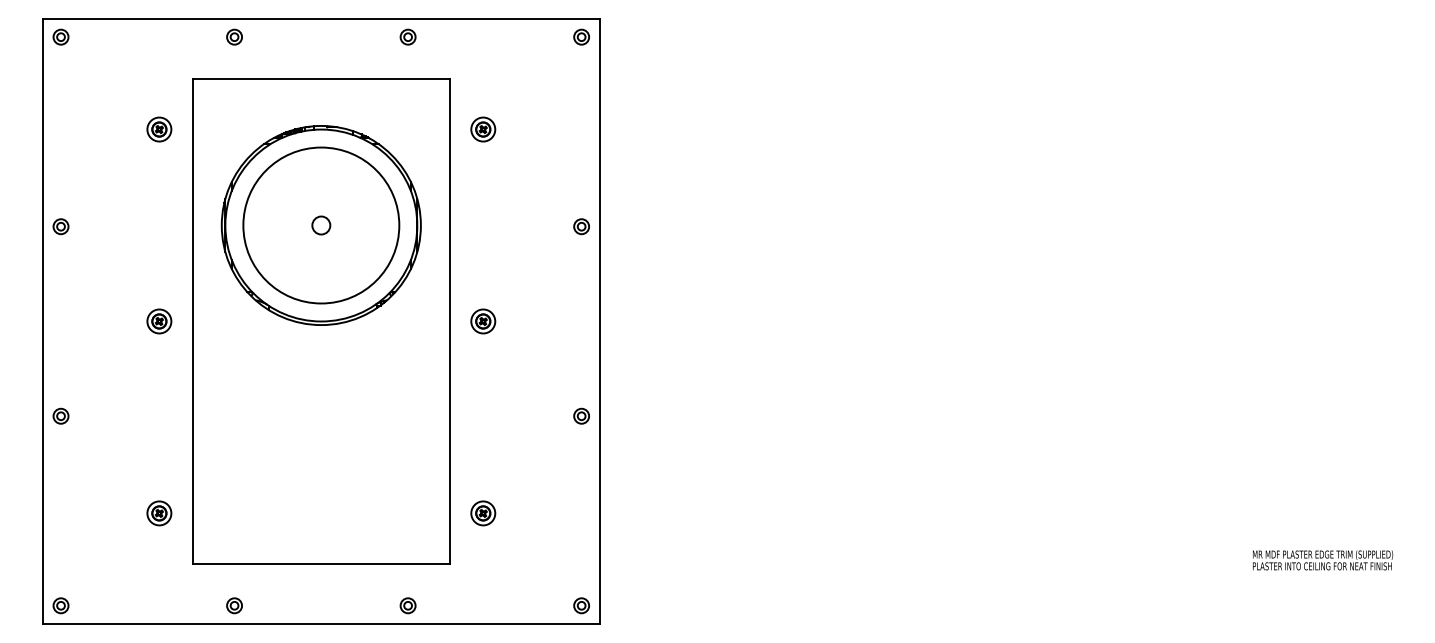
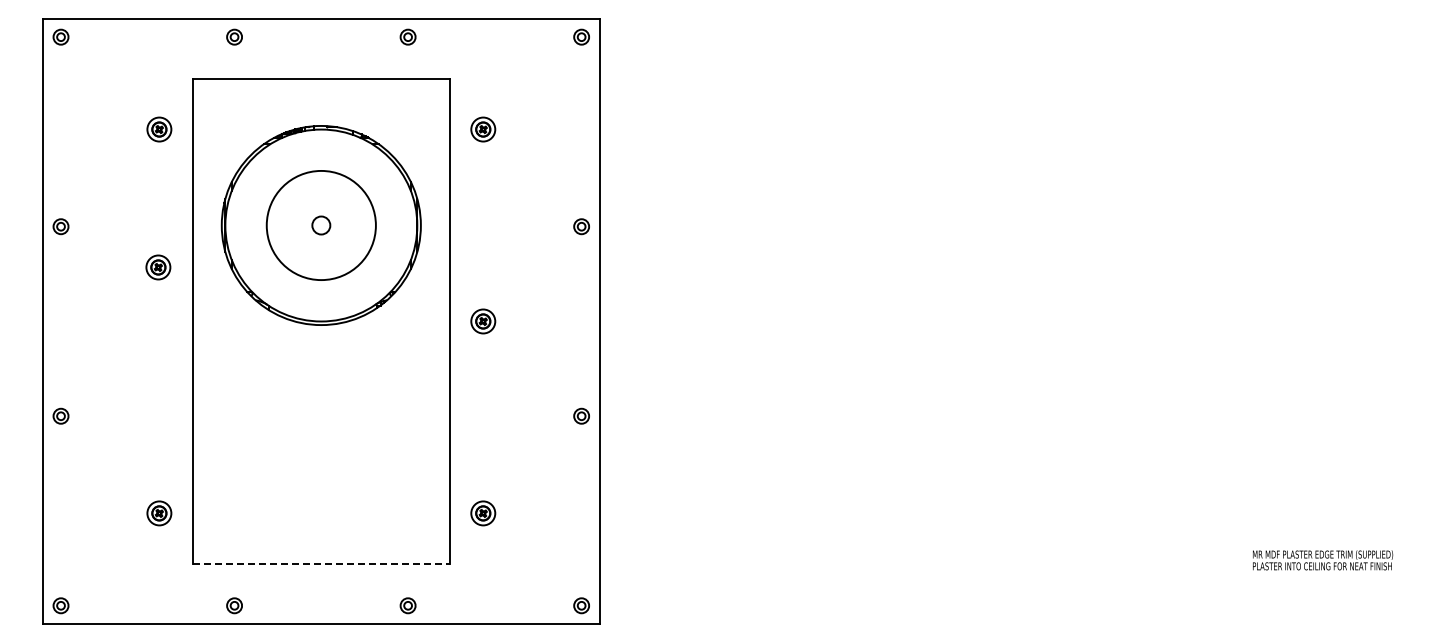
circle diameter: 156 px -> 109 px (320, 225)
part position: (159, 321) -> (158, 267) (158, 267)
line: solid -> dashed (321, 563)
